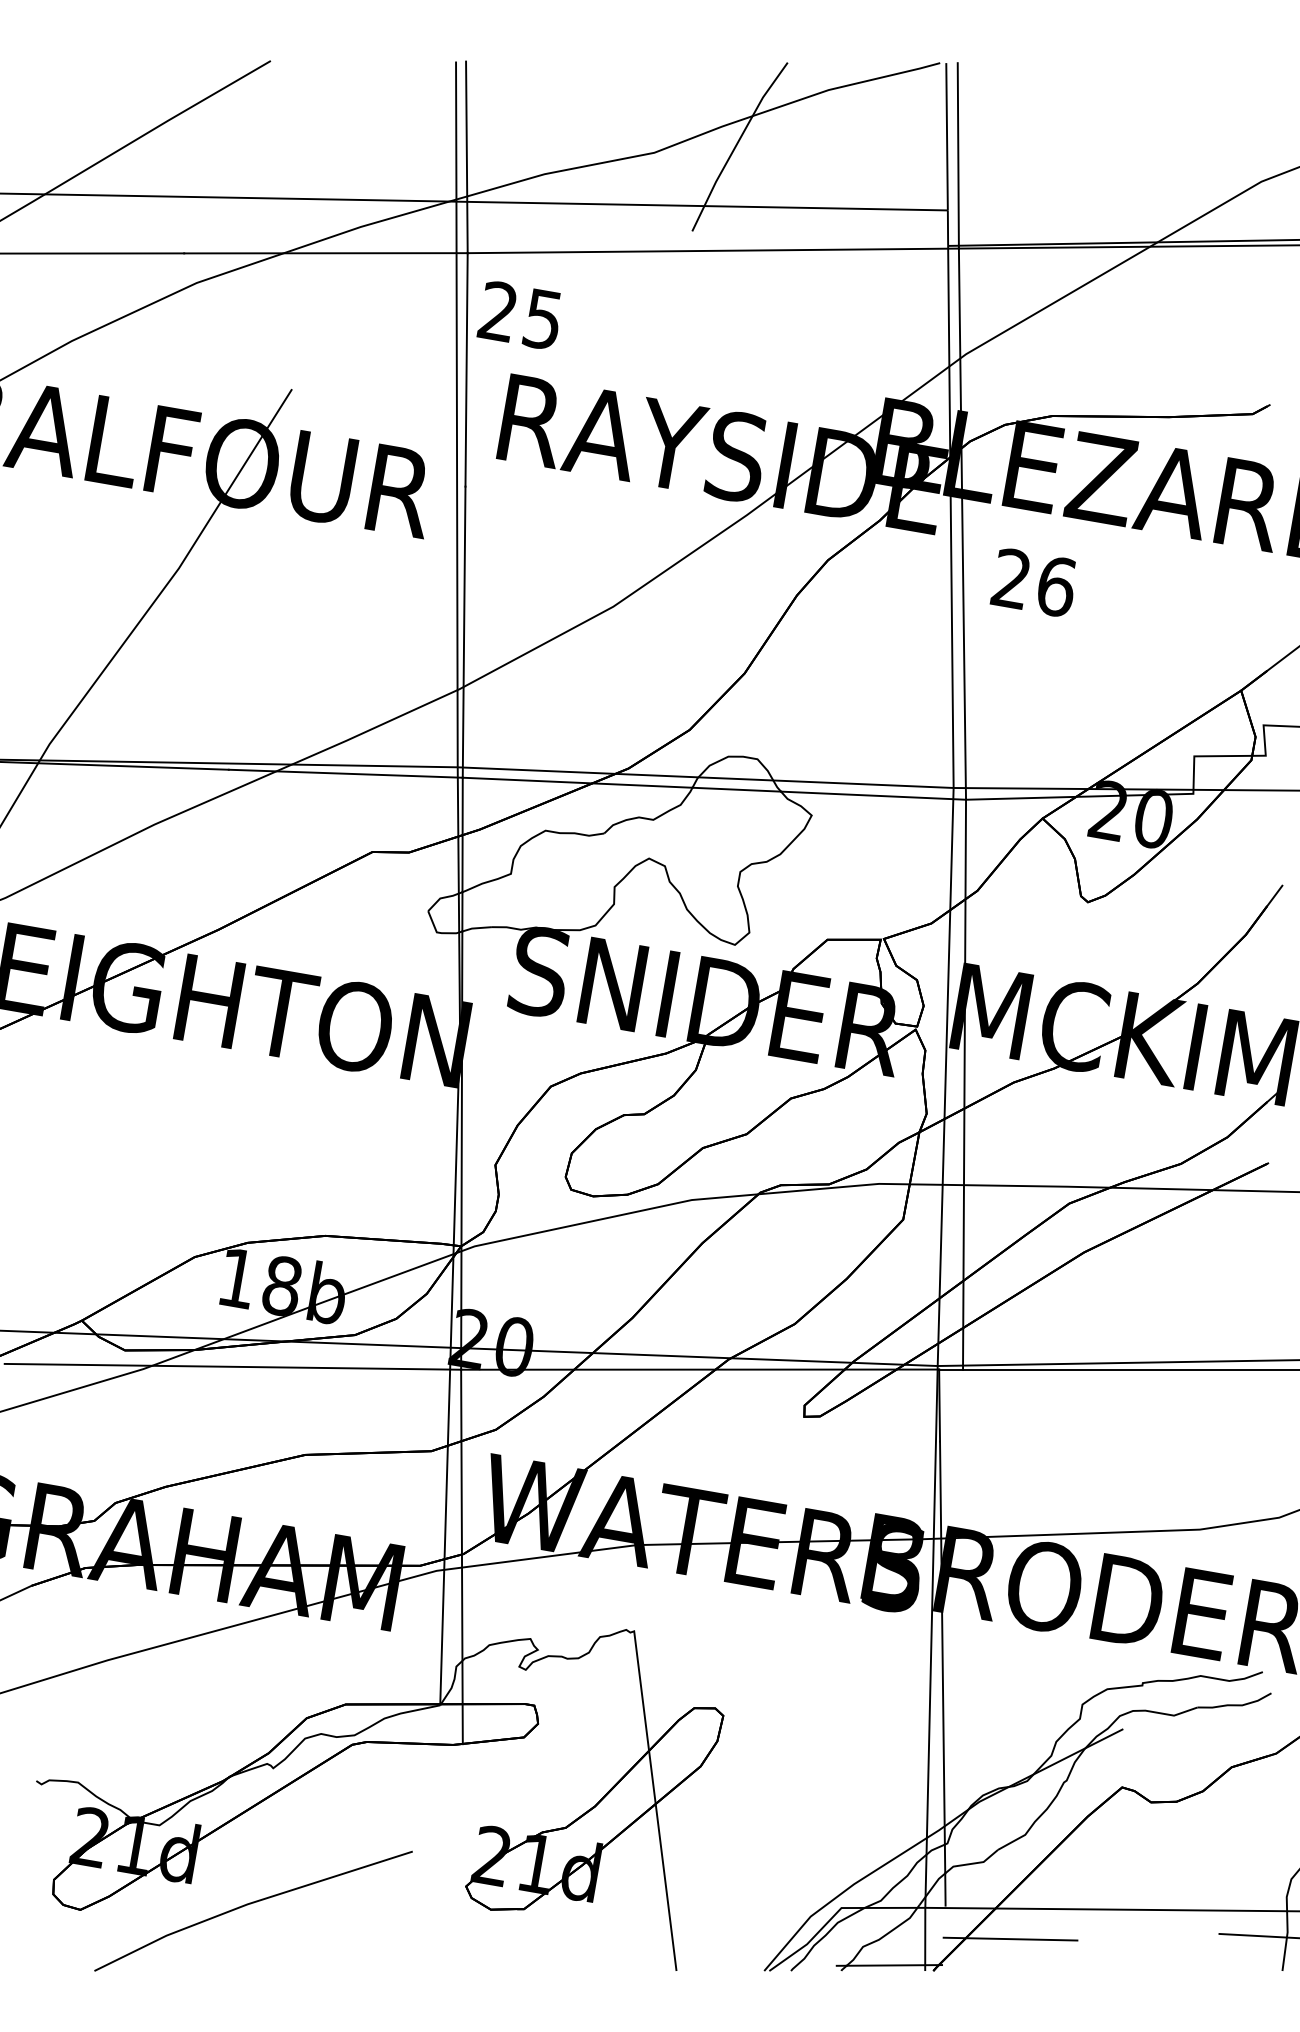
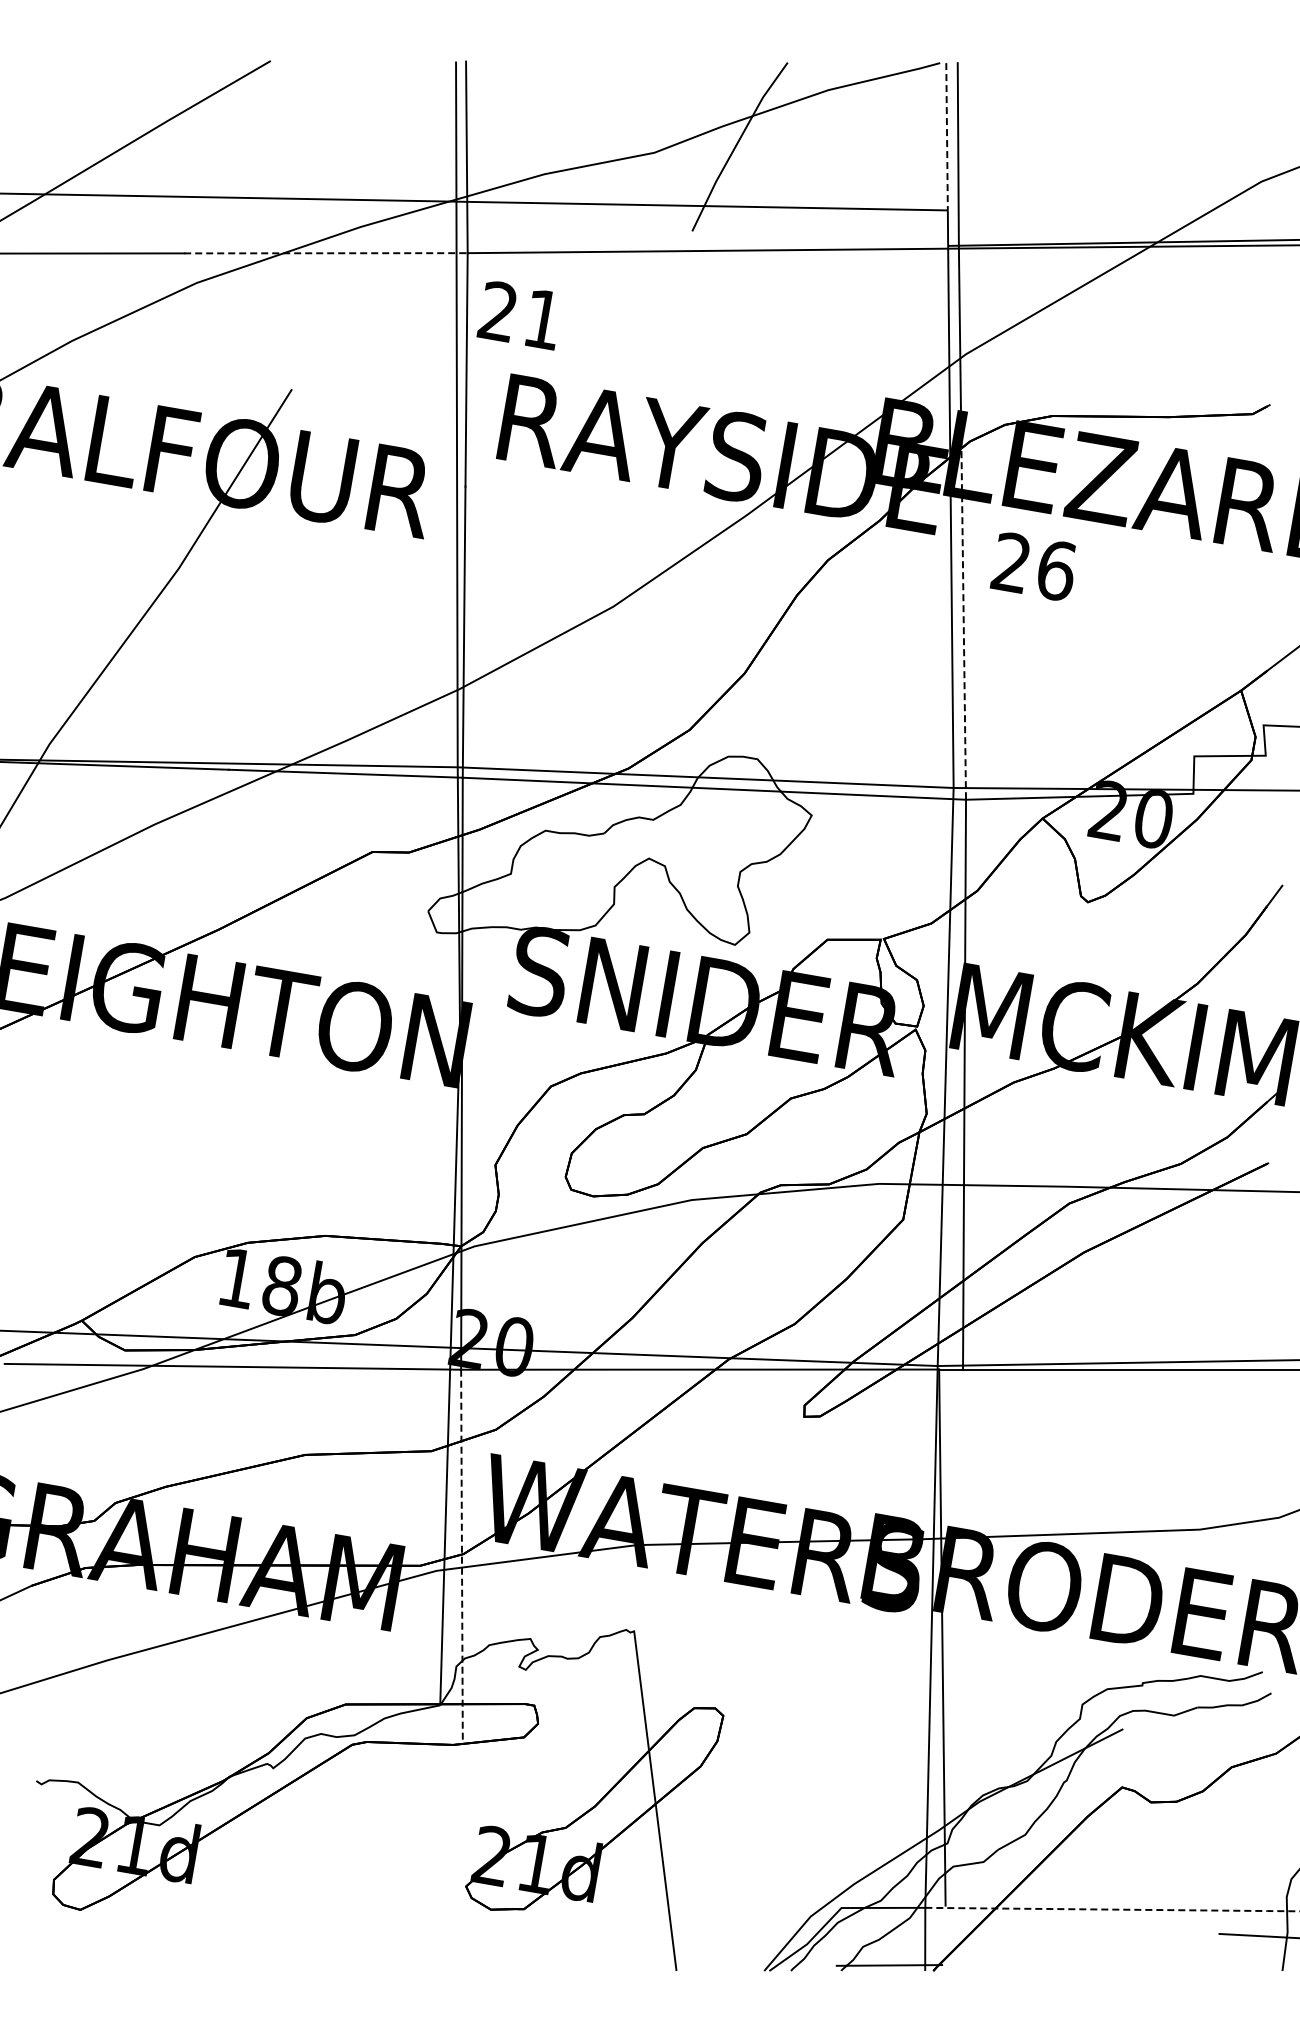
line: solid -> dashed (947, 136)
line: solid -> dashed (325, 253)
text: 25 -> 21 (540, 319)
text position: (1032, 582) -> (1032, 566) (1032, 566)
line: solid -> dashed (963, 614)
line: solid -> dashed (461, 1557)
line: present -> none (251, 1904)
line: solid -> dashed (1113, 1909)
line: present -> none (1010, 1938)
